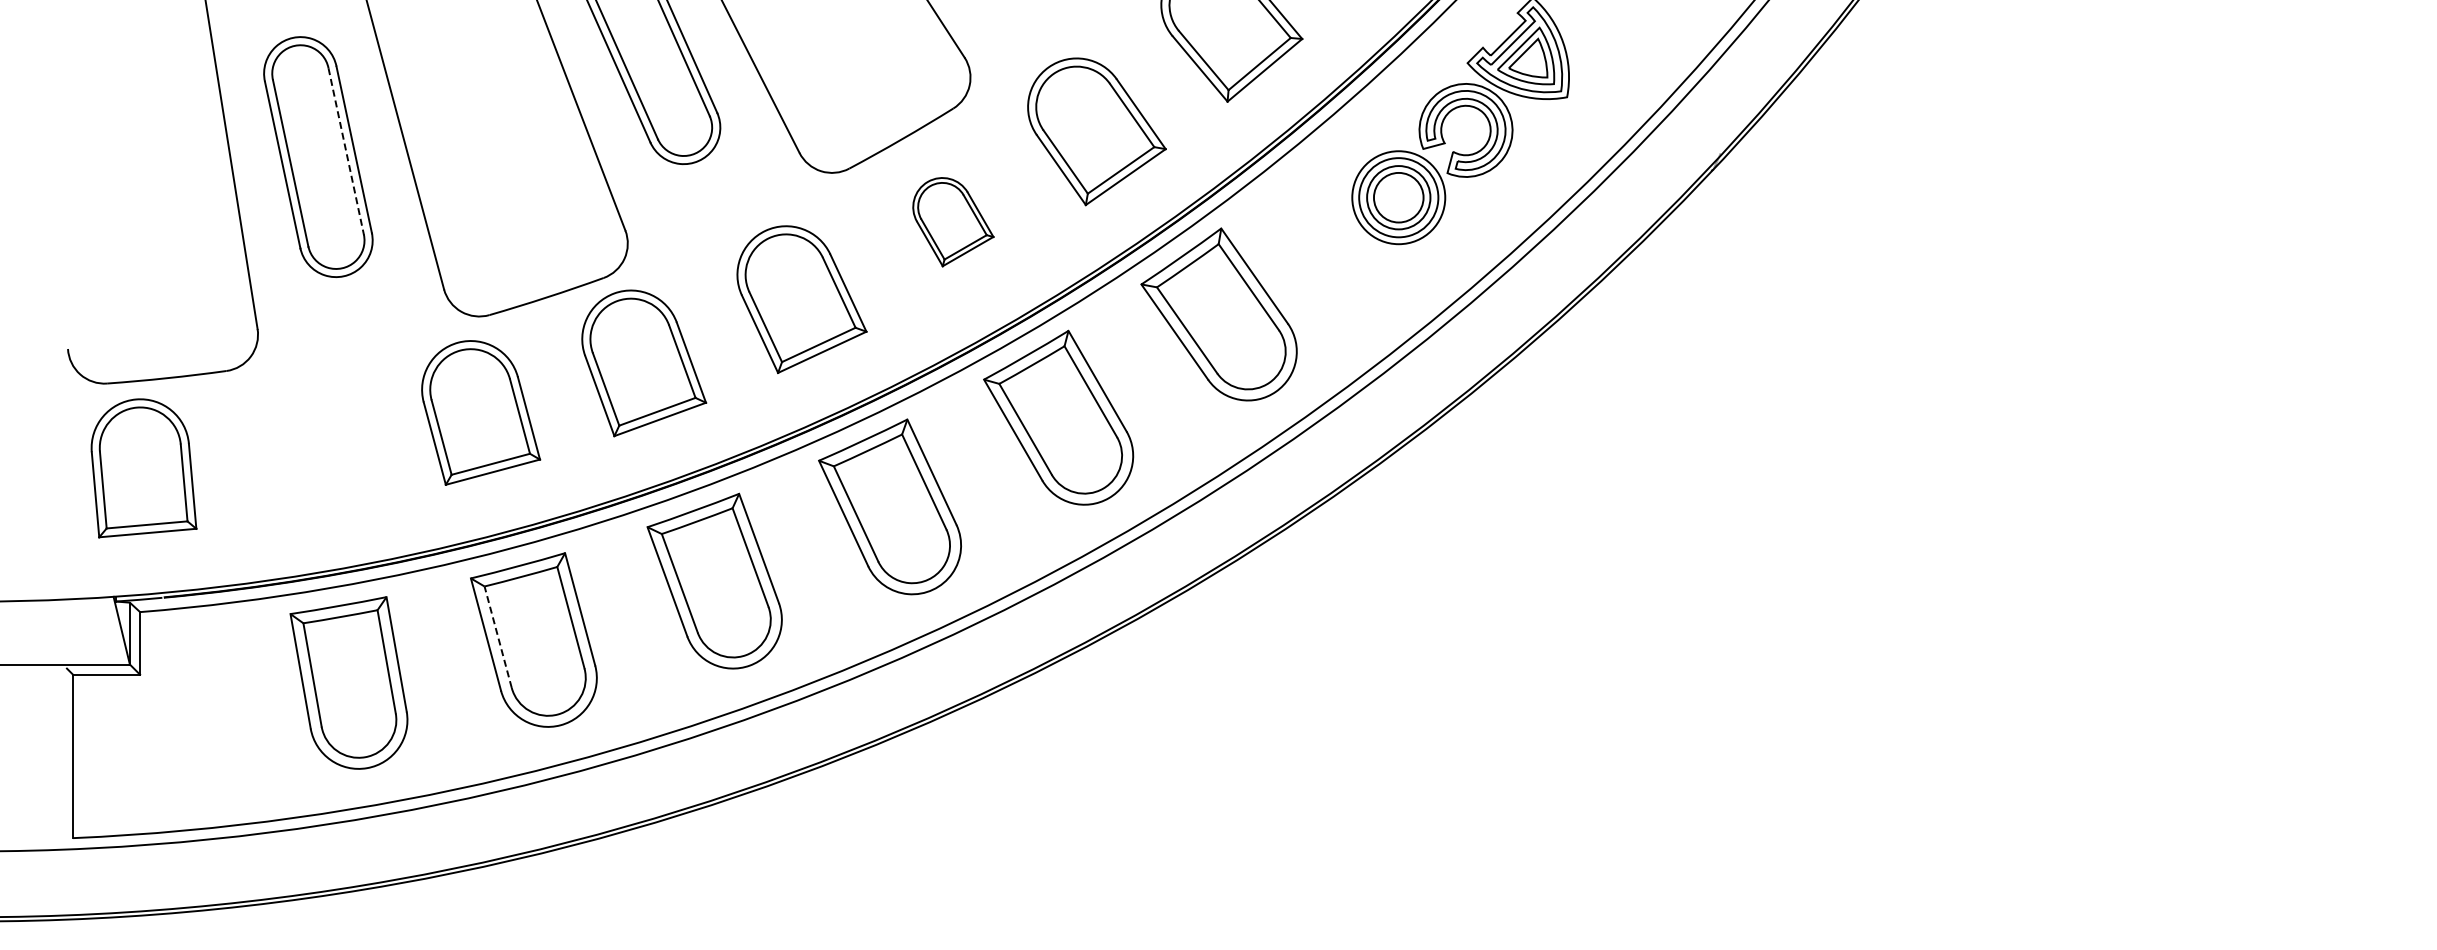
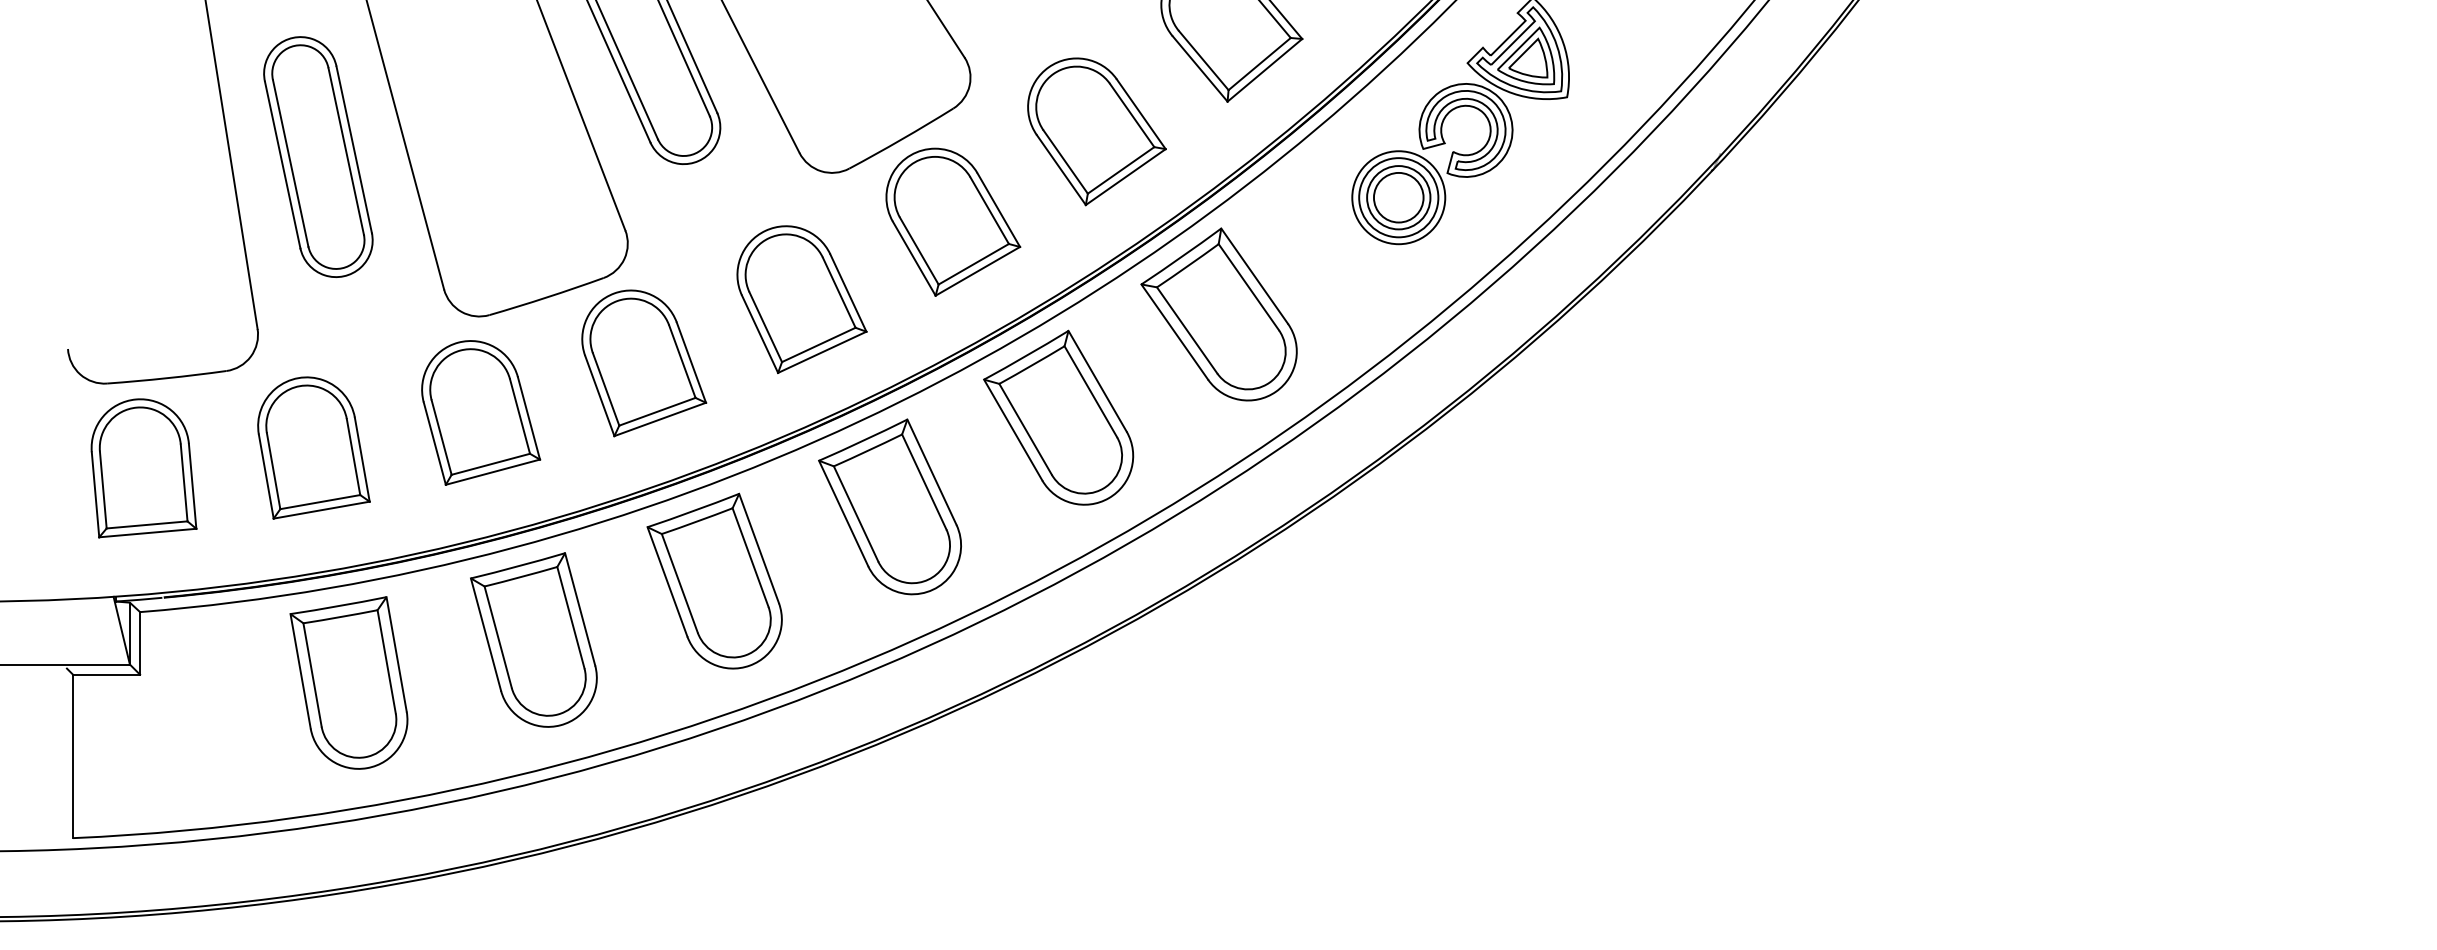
line: dashed -> solid (346, 152)
part size: 83x91 px -> 137x150 px (953, 221)
part: none -> present (313, 447)
line: dashed -> solid (498, 637)
